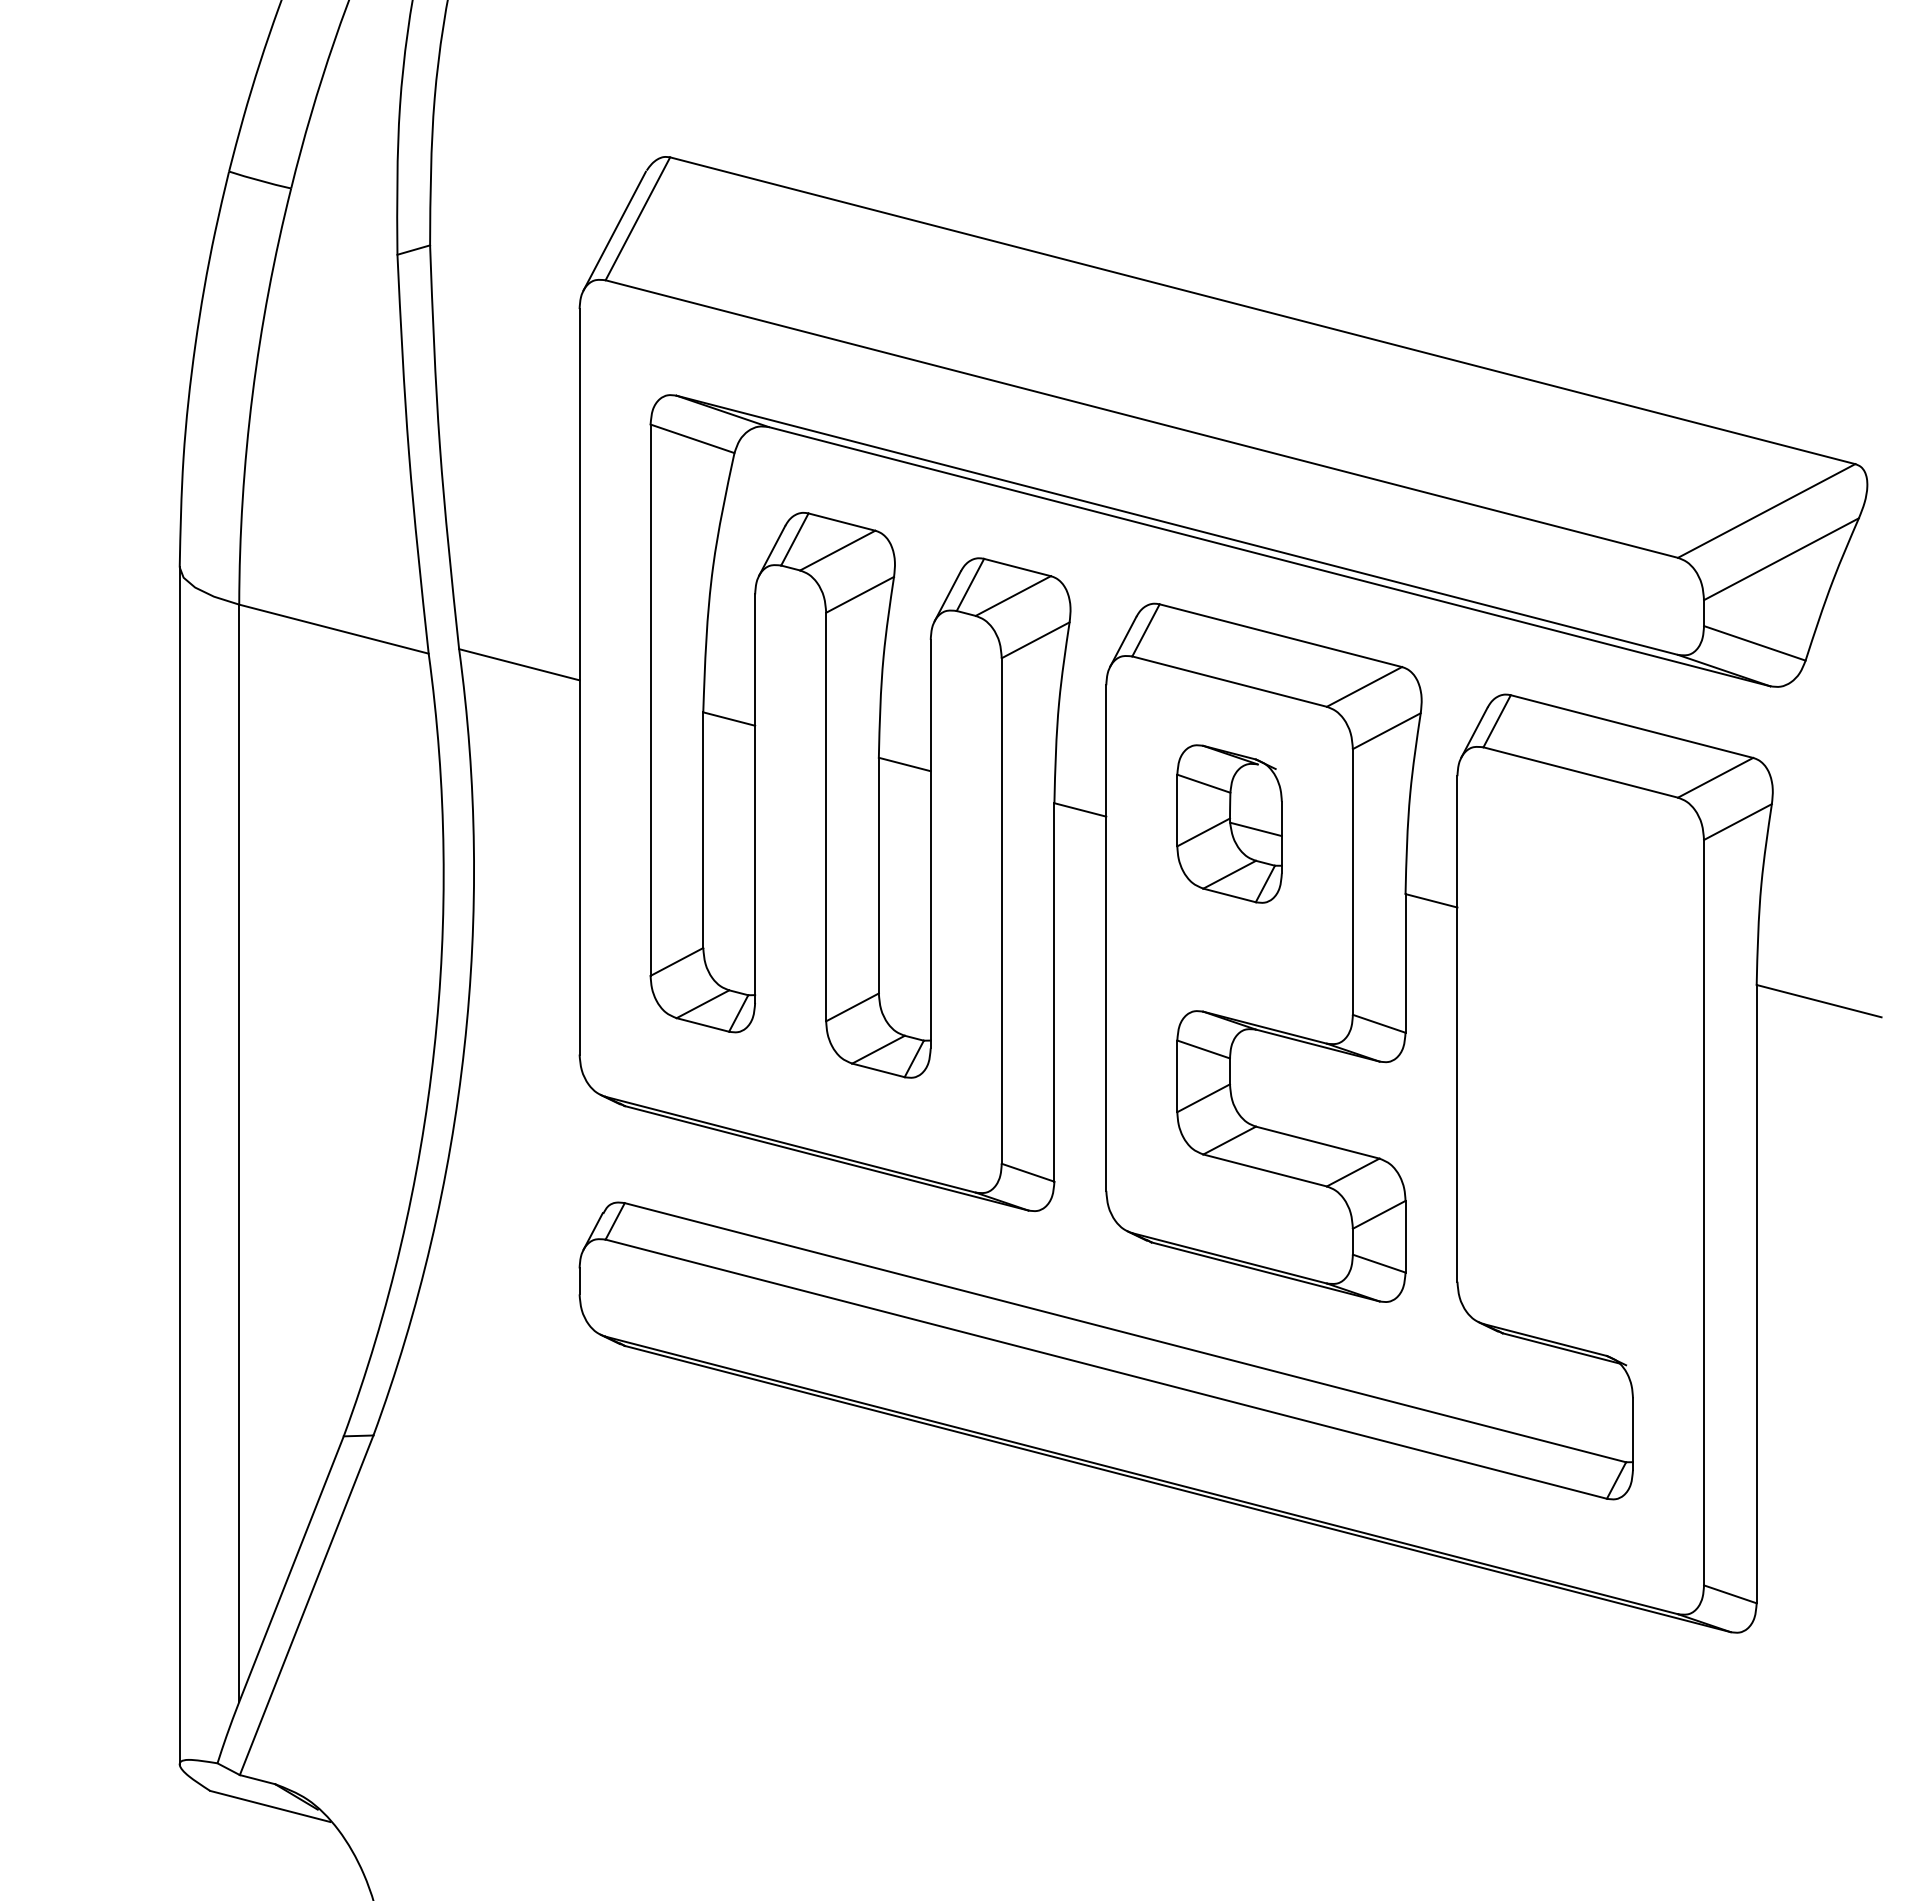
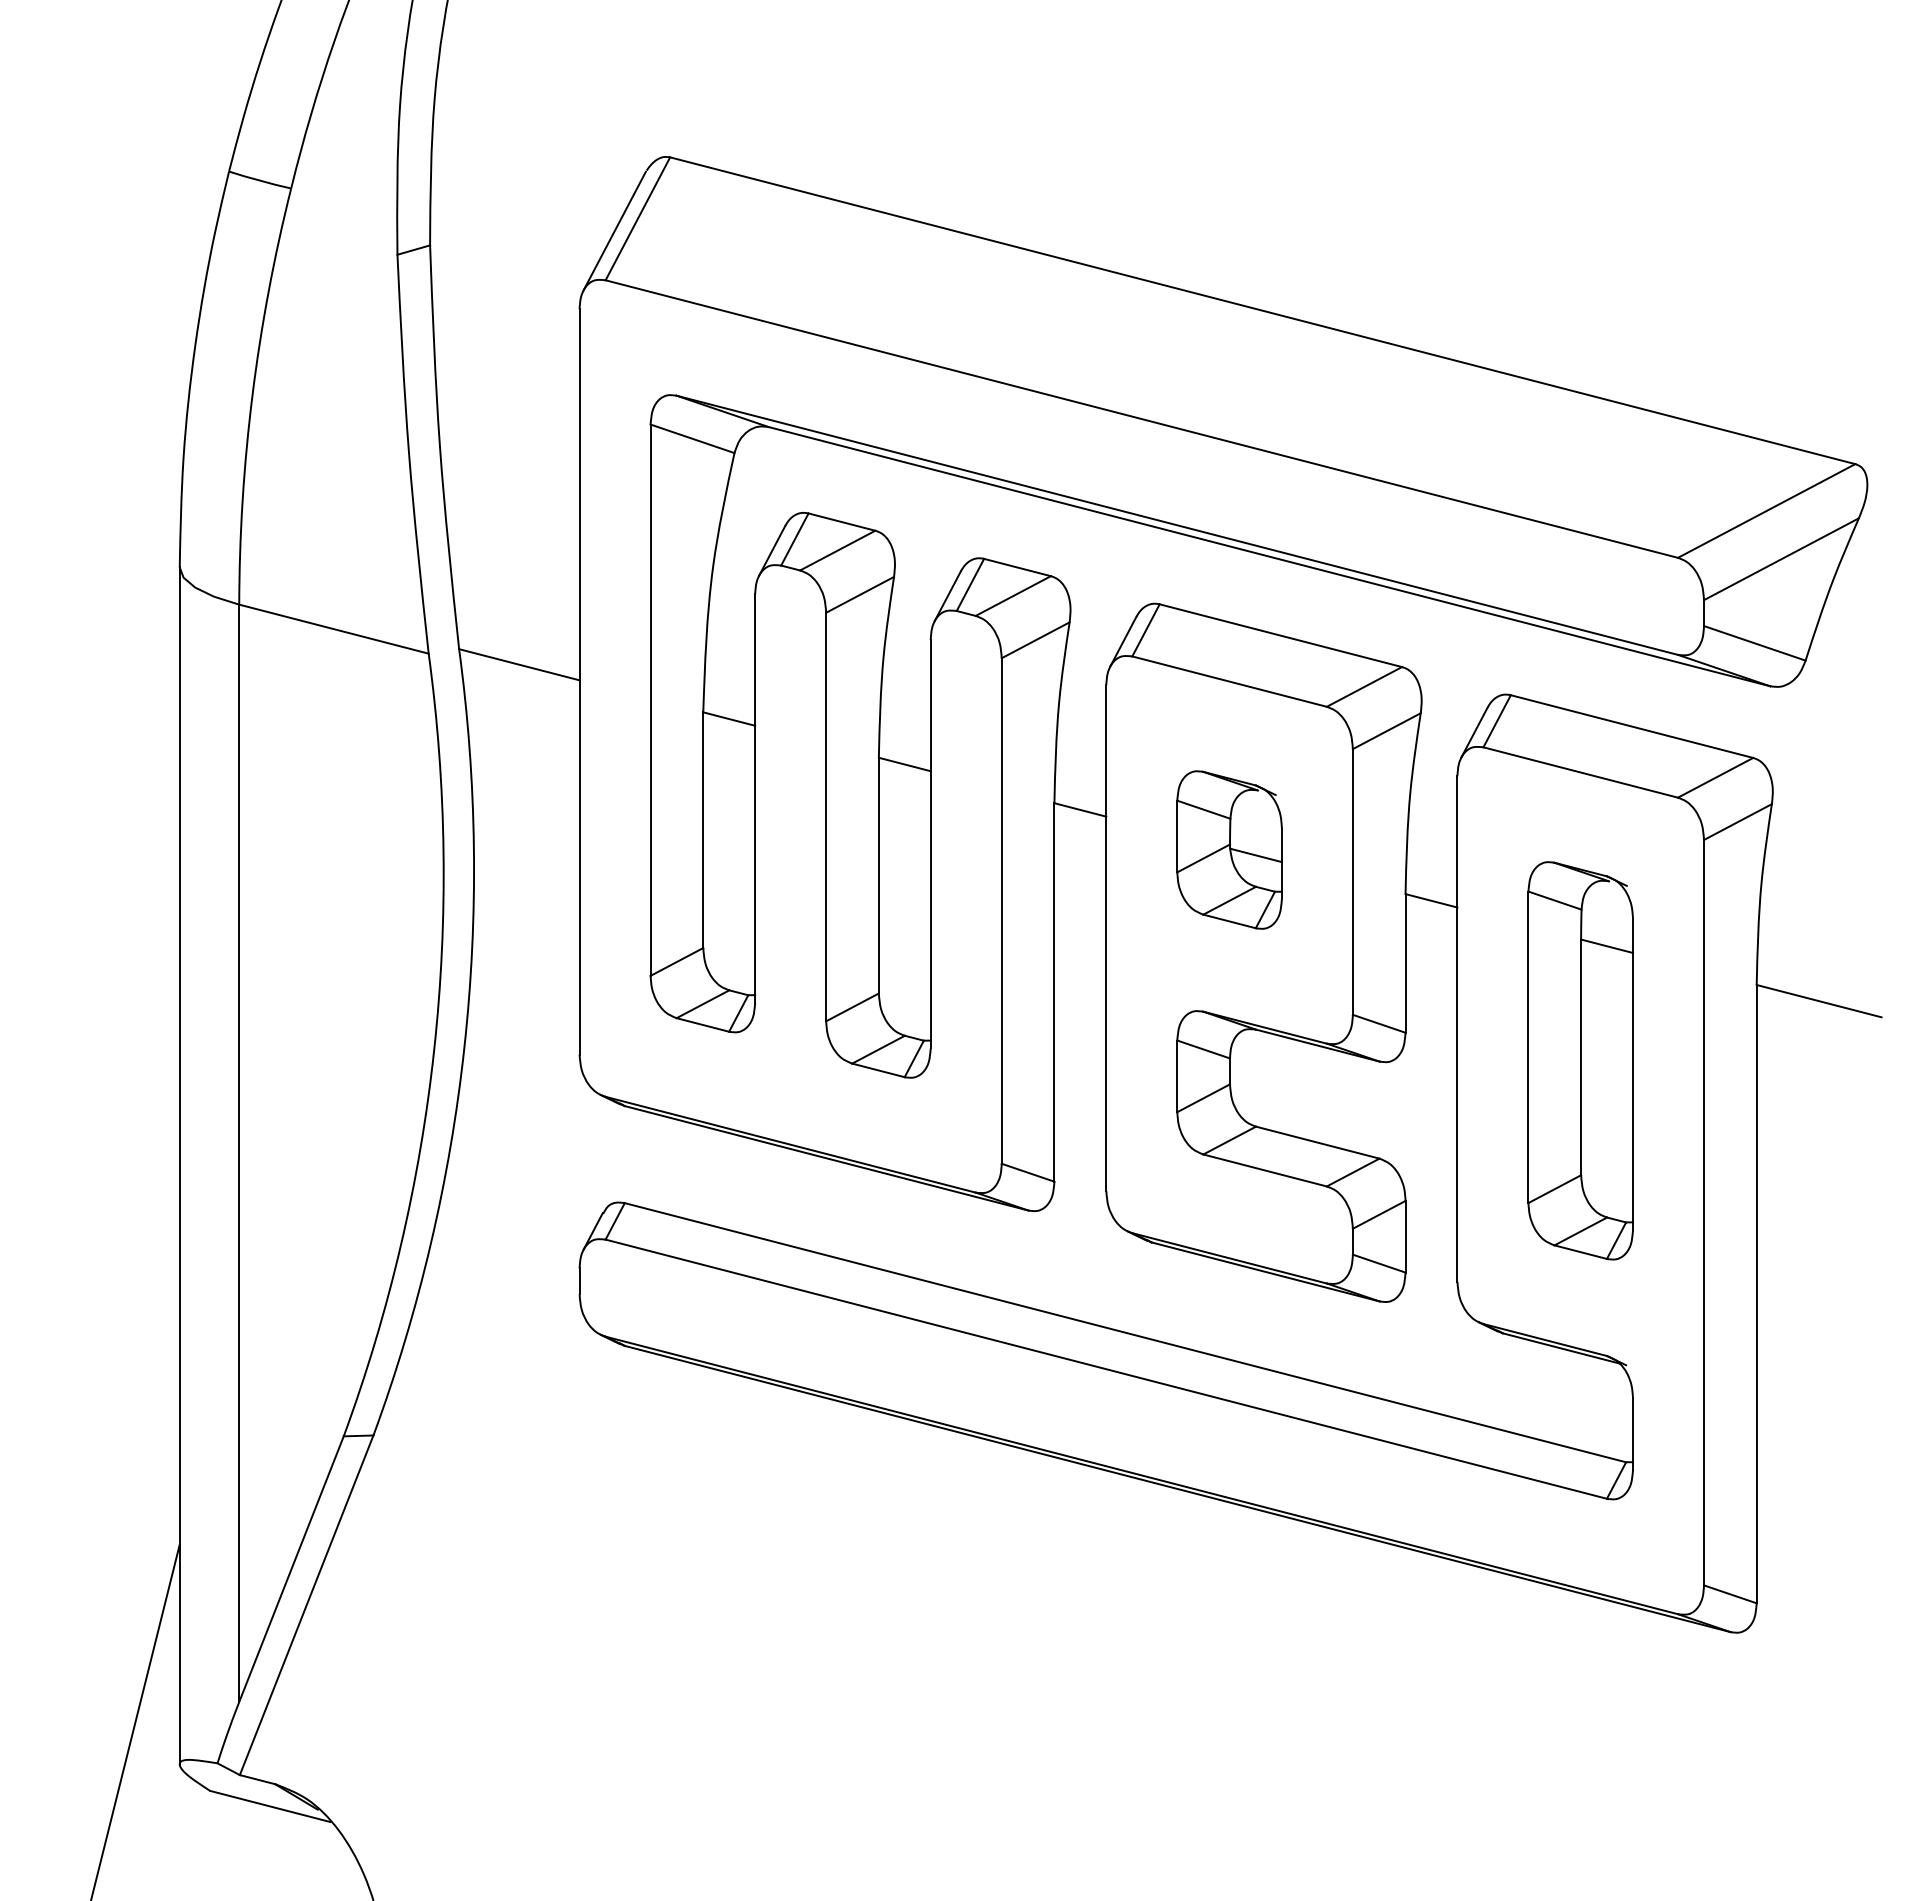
part position: (1229, 823) -> (1229, 849) (1229, 849)
part: none -> present (1580, 1060)
line: none -> present (135, 1720)
